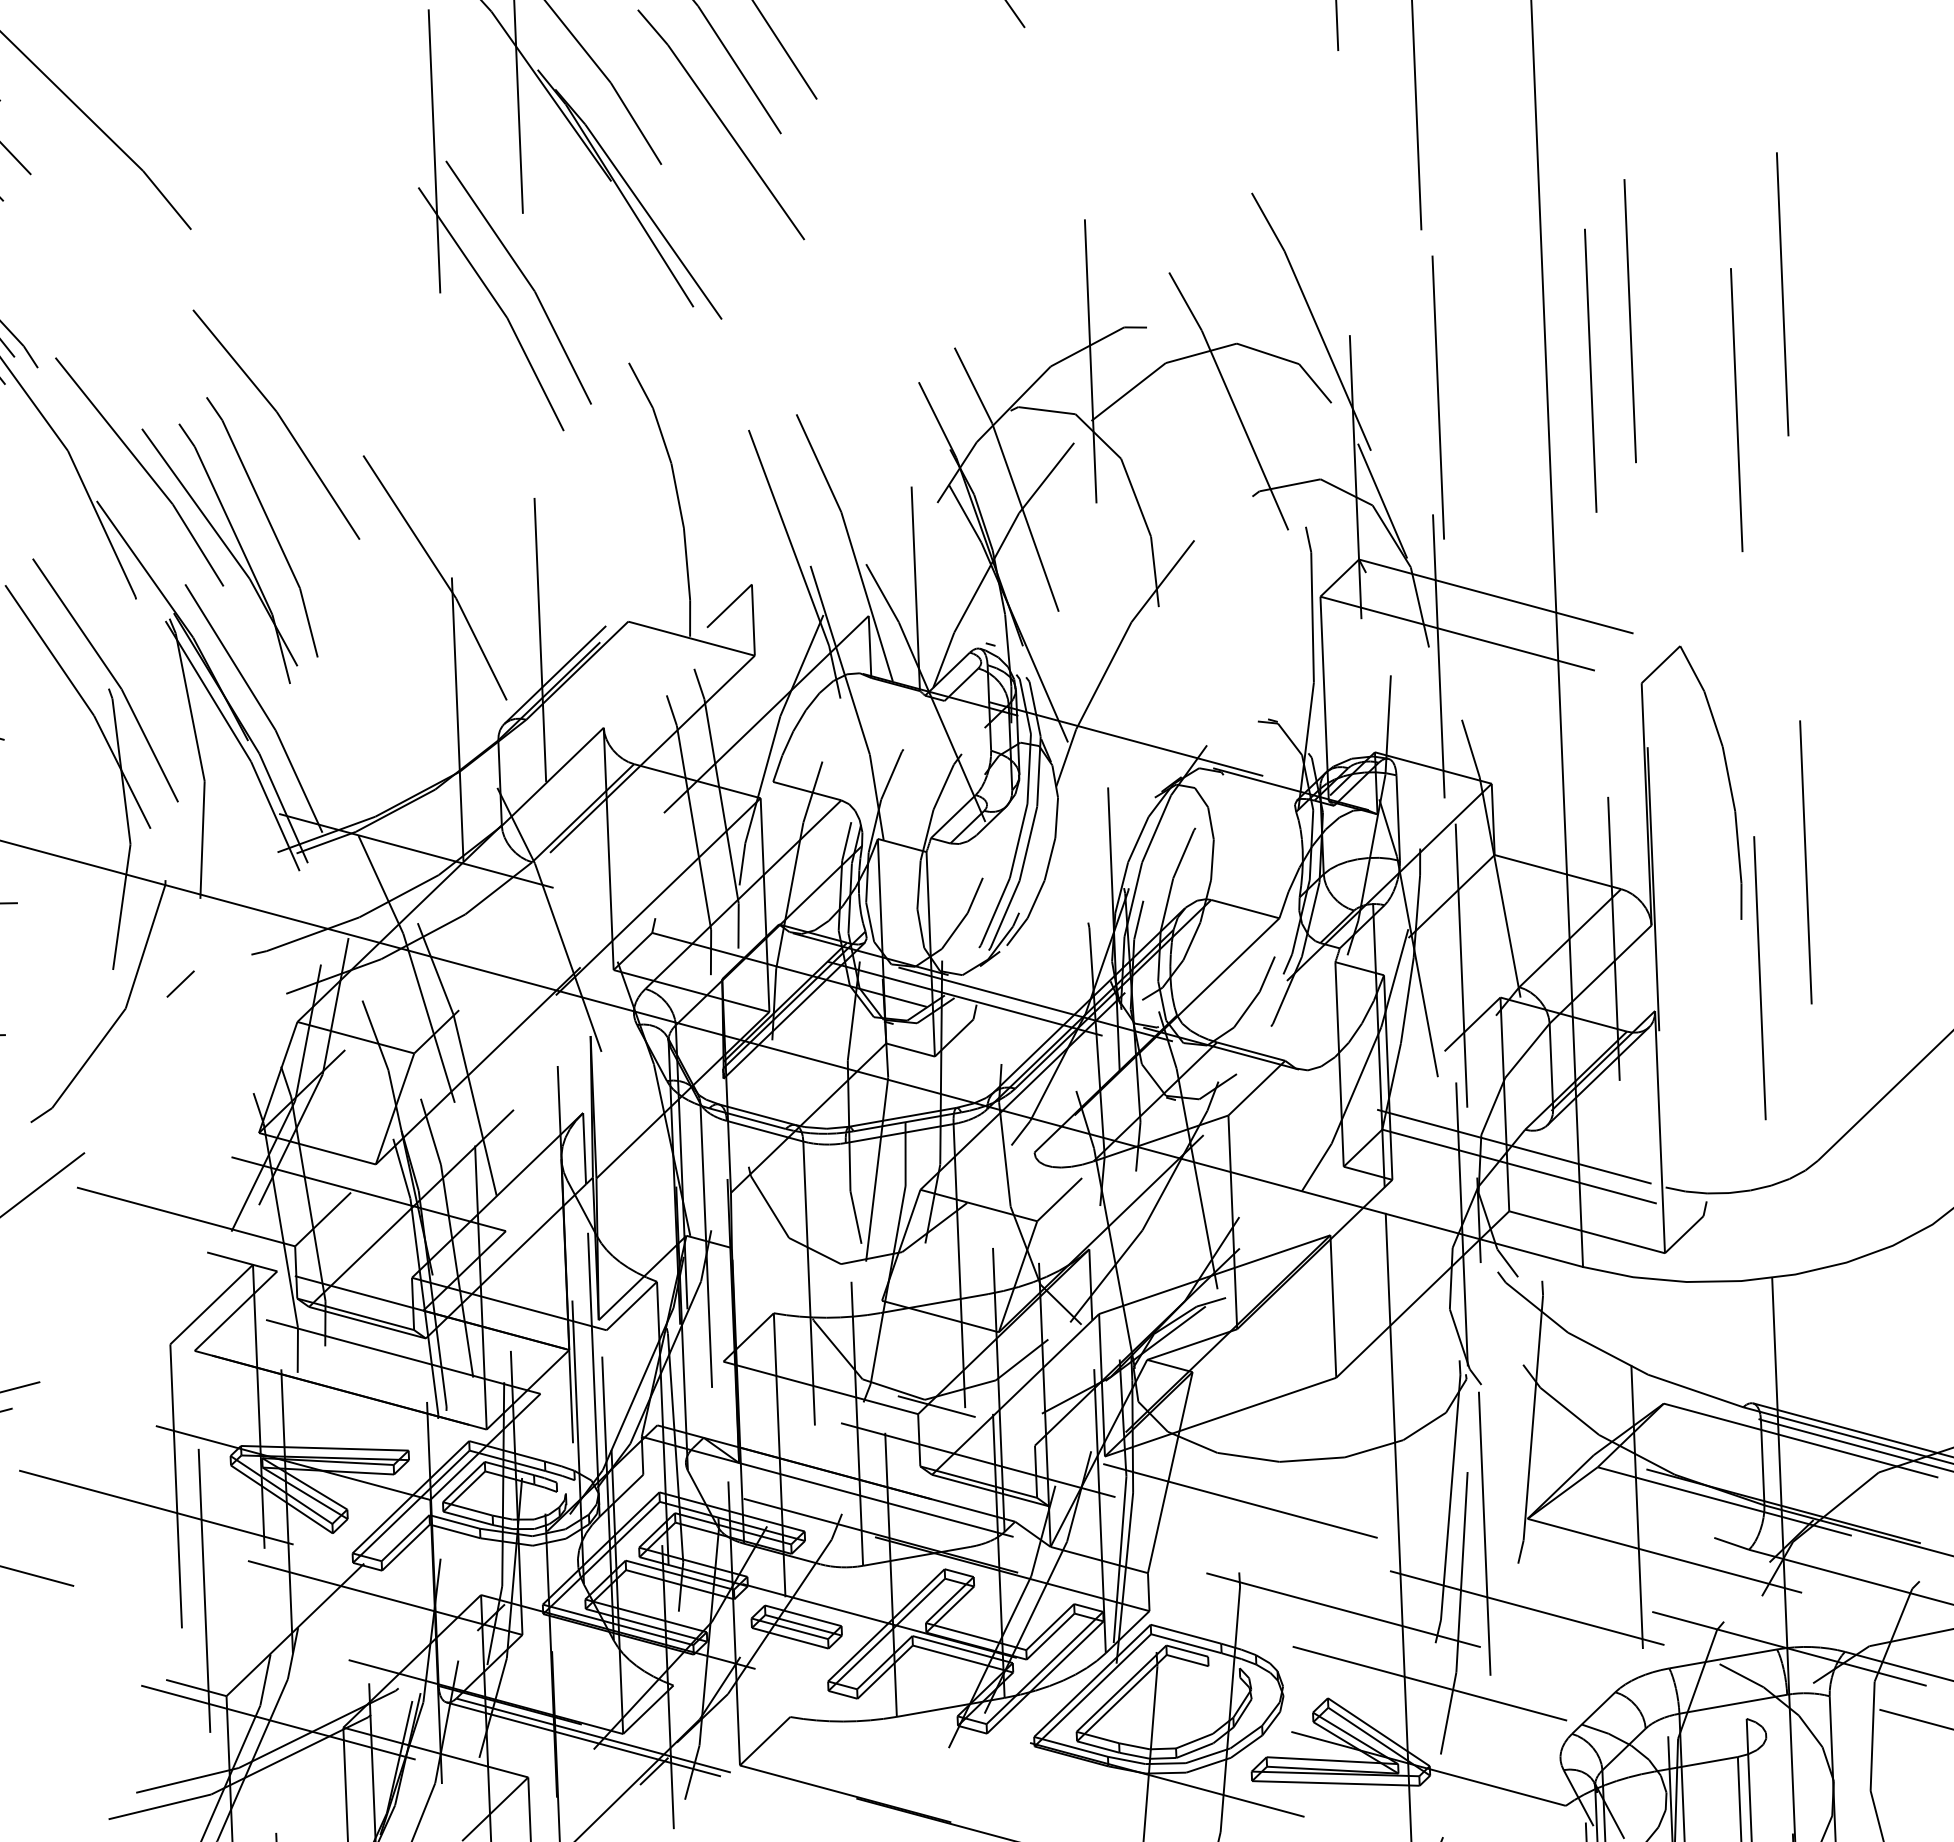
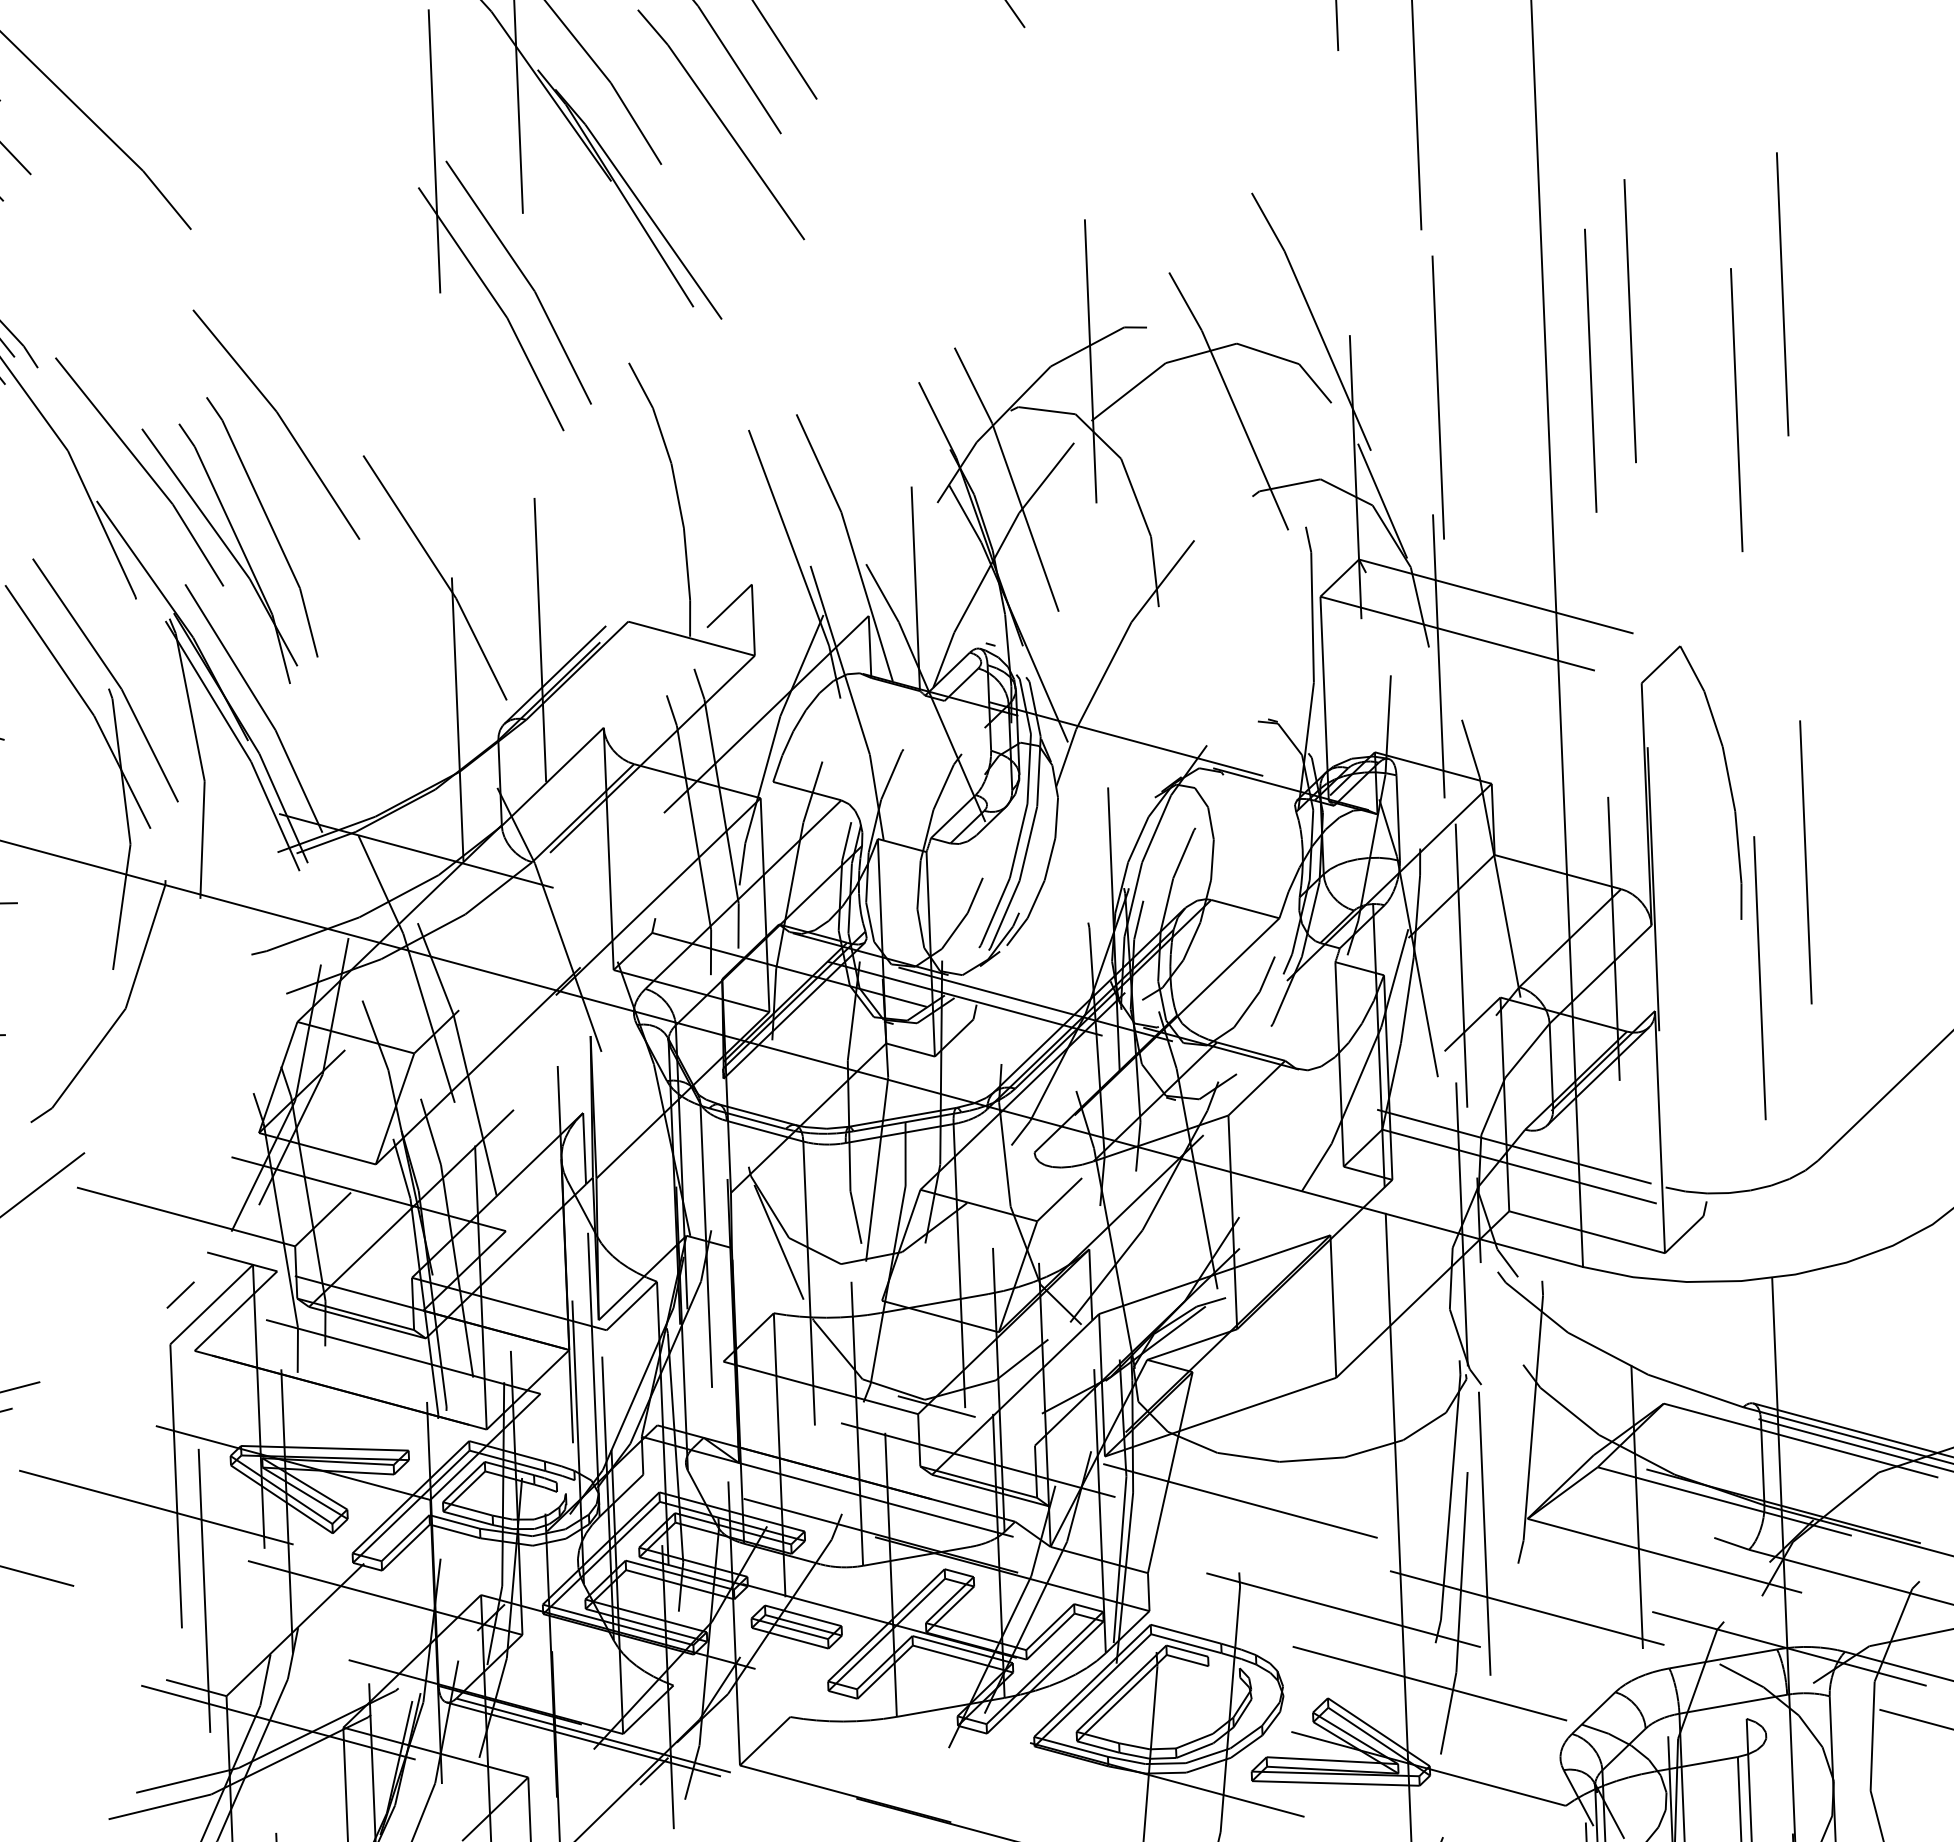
line position: (180, 983) -> (180, 1294) (180, 1294)
line: none -> present (778, 1241)
